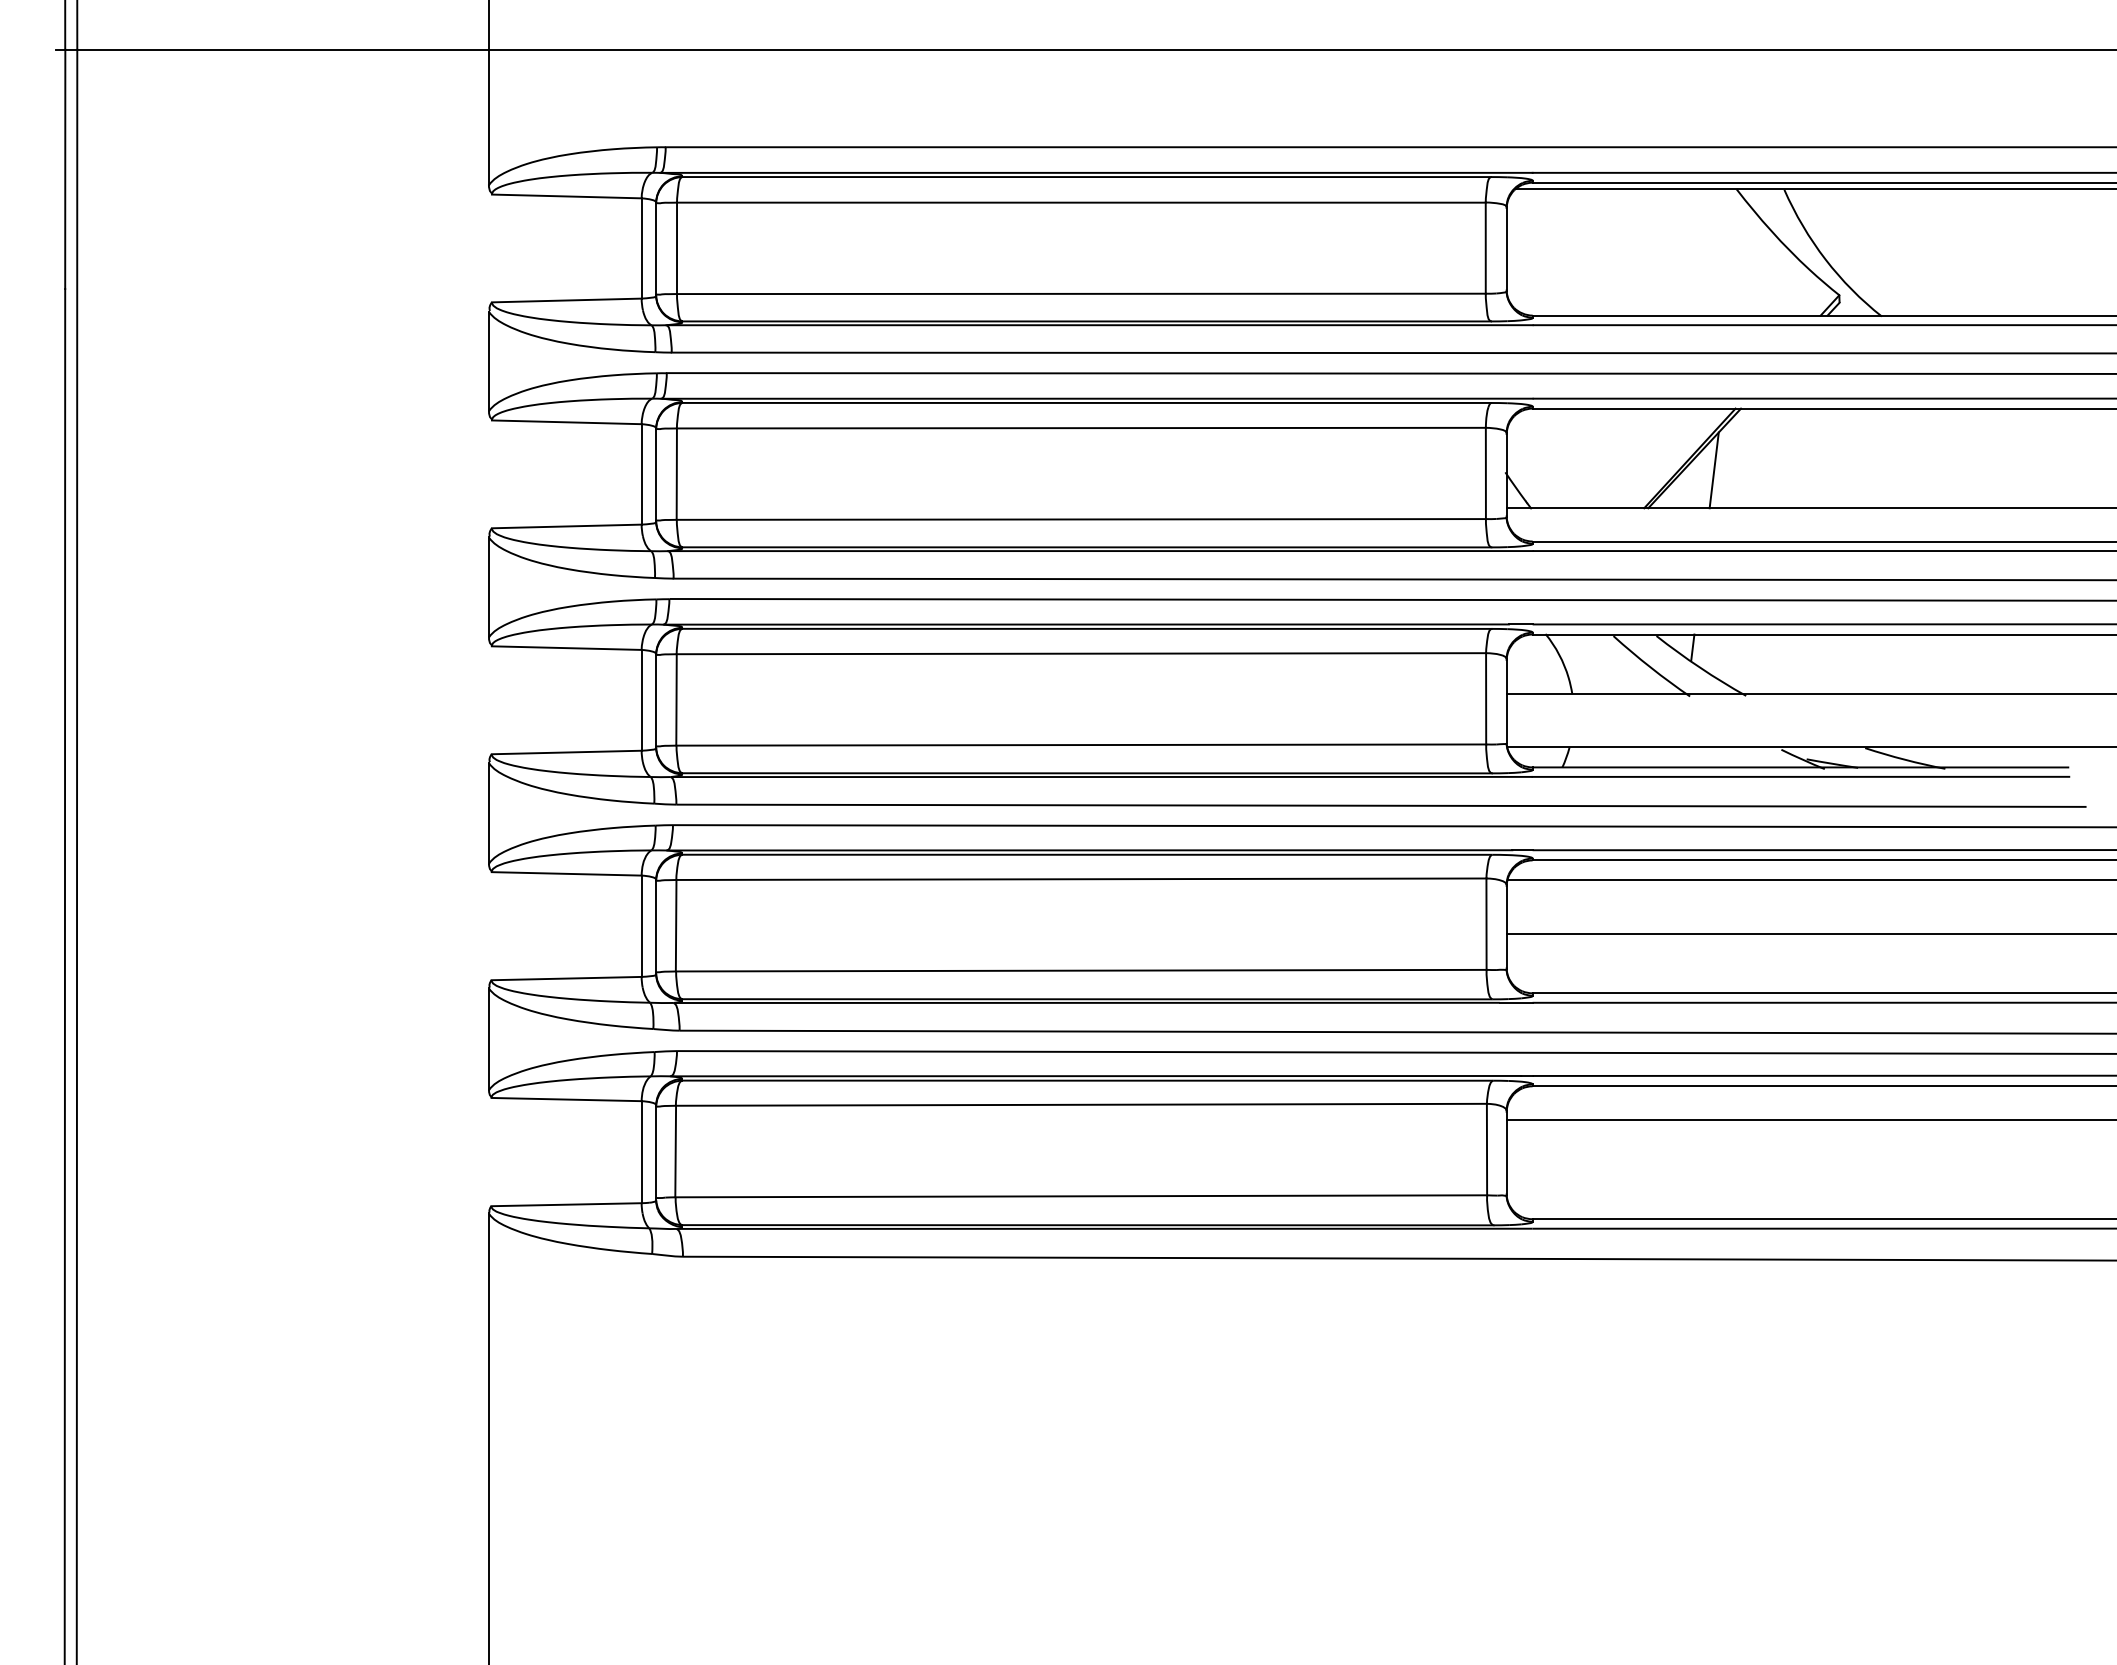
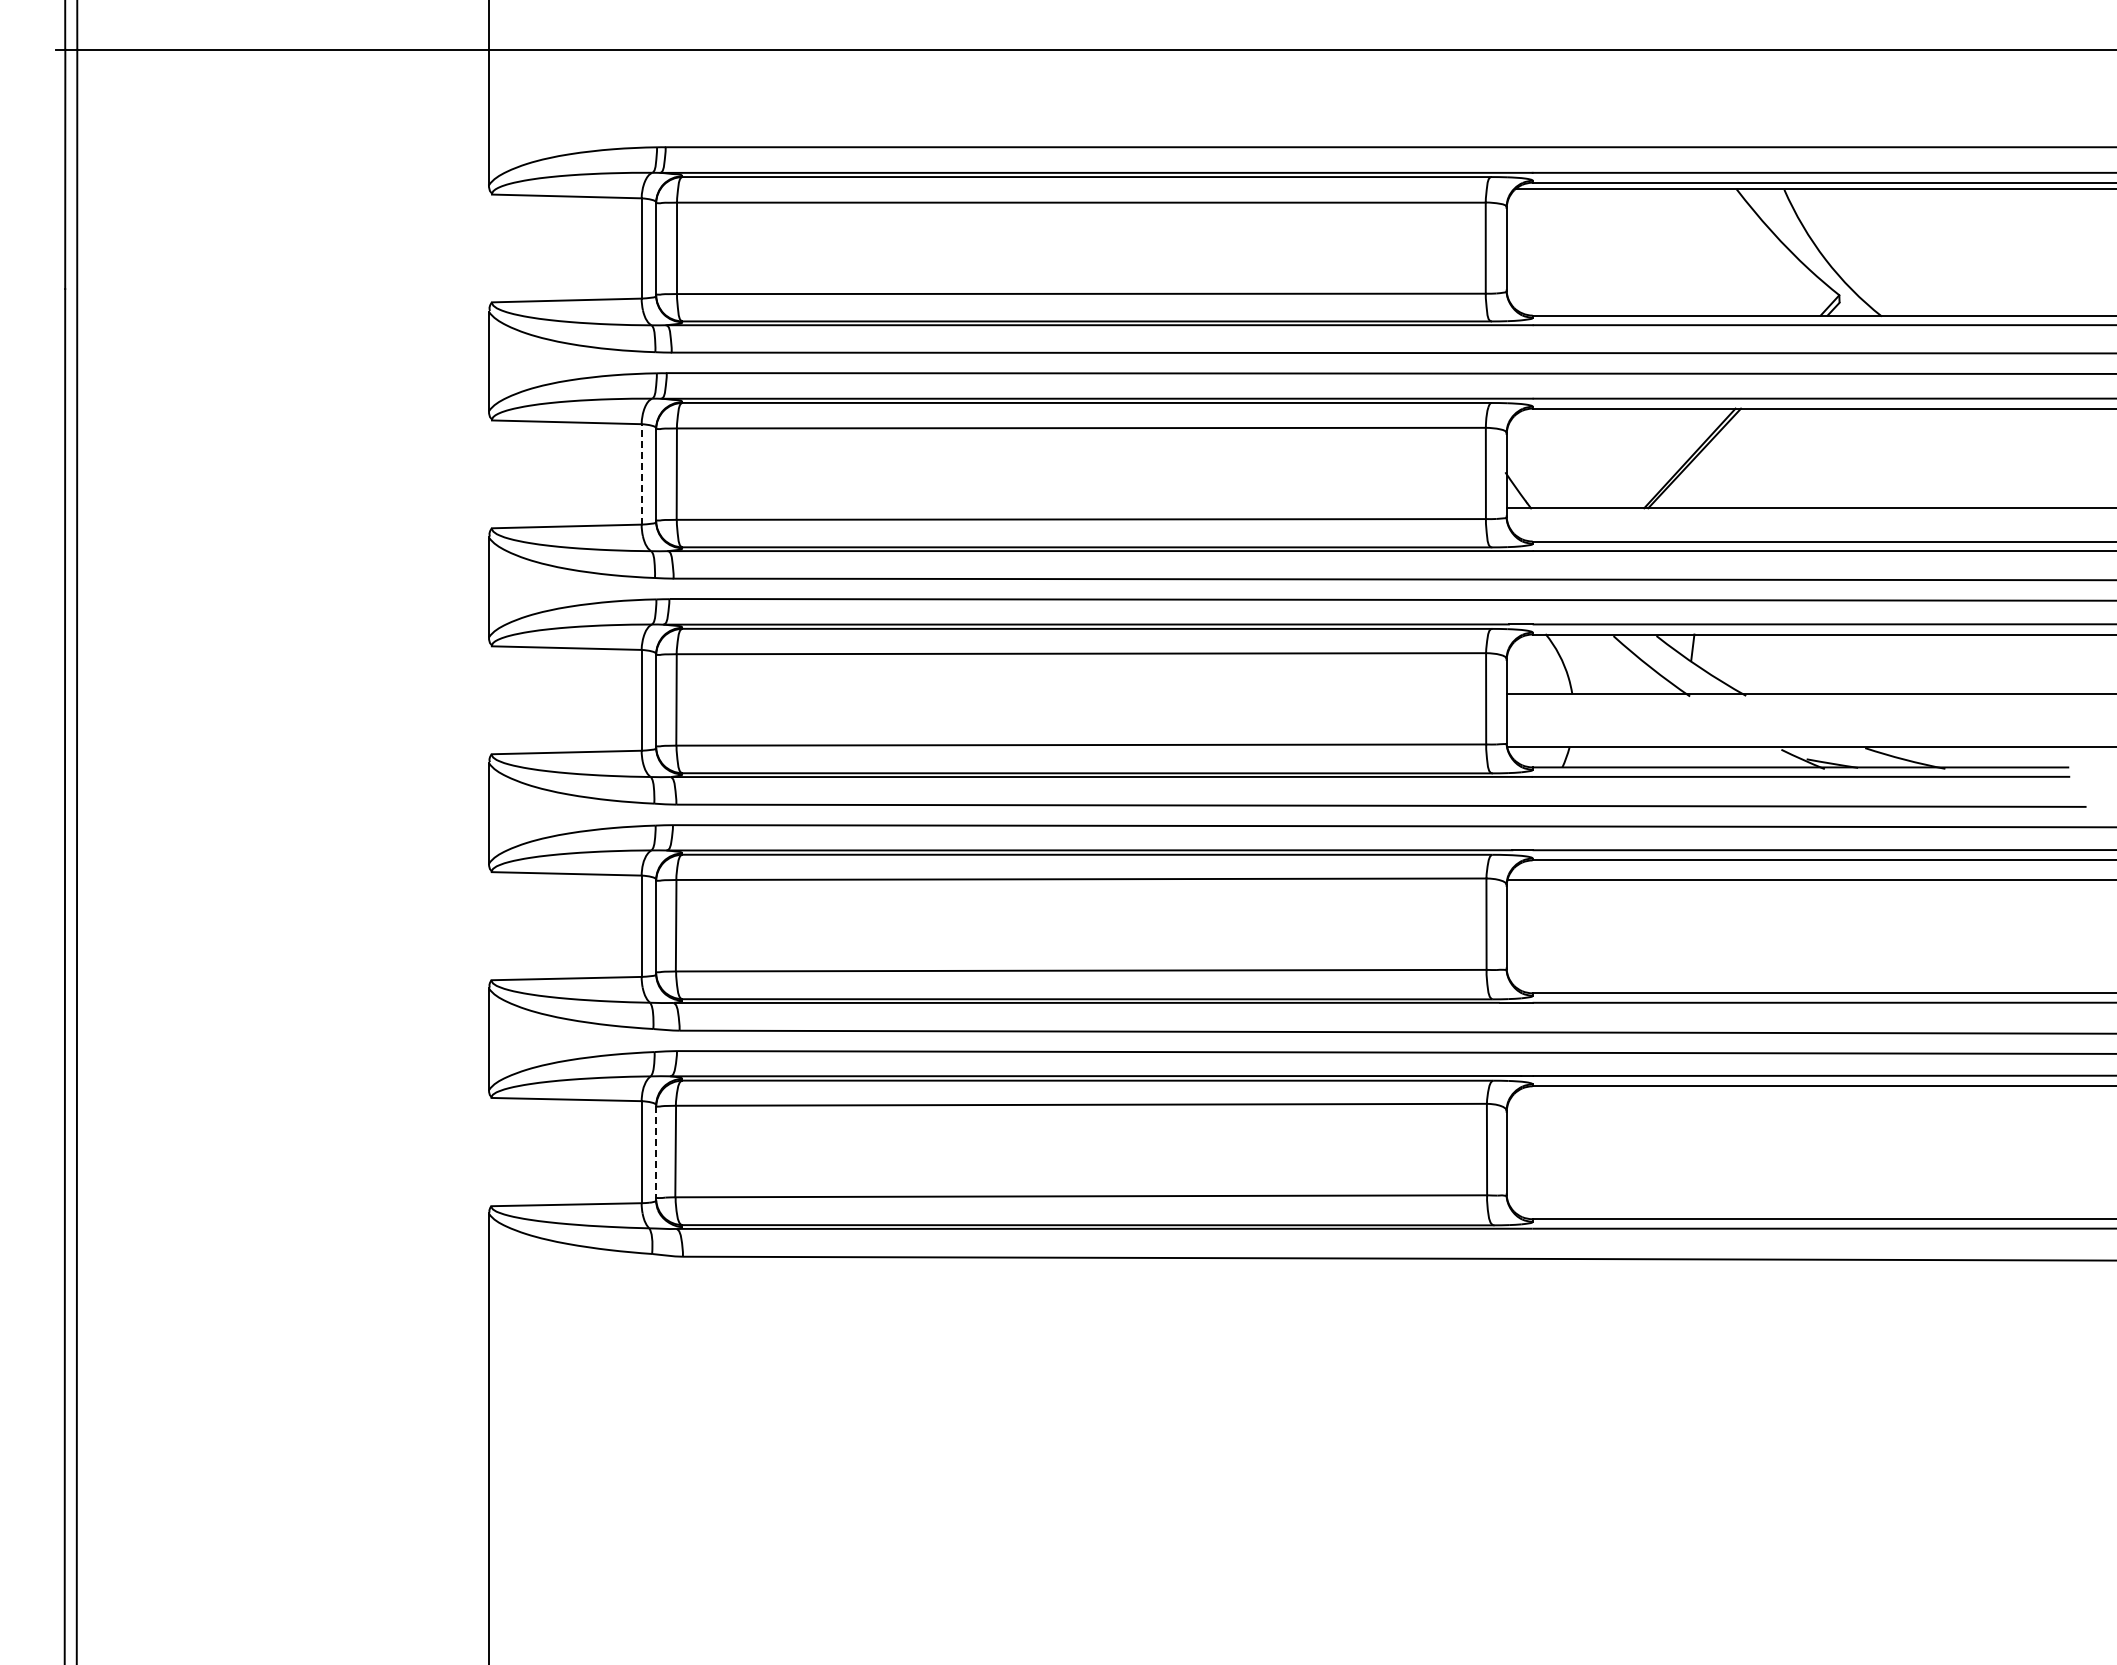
line: present -> none (1713, 470)
line: solid -> dashed (641, 473)
line: present -> none (1809, 933)
line: present -> none (1809, 1119)
line: solid -> dashed (656, 1152)
